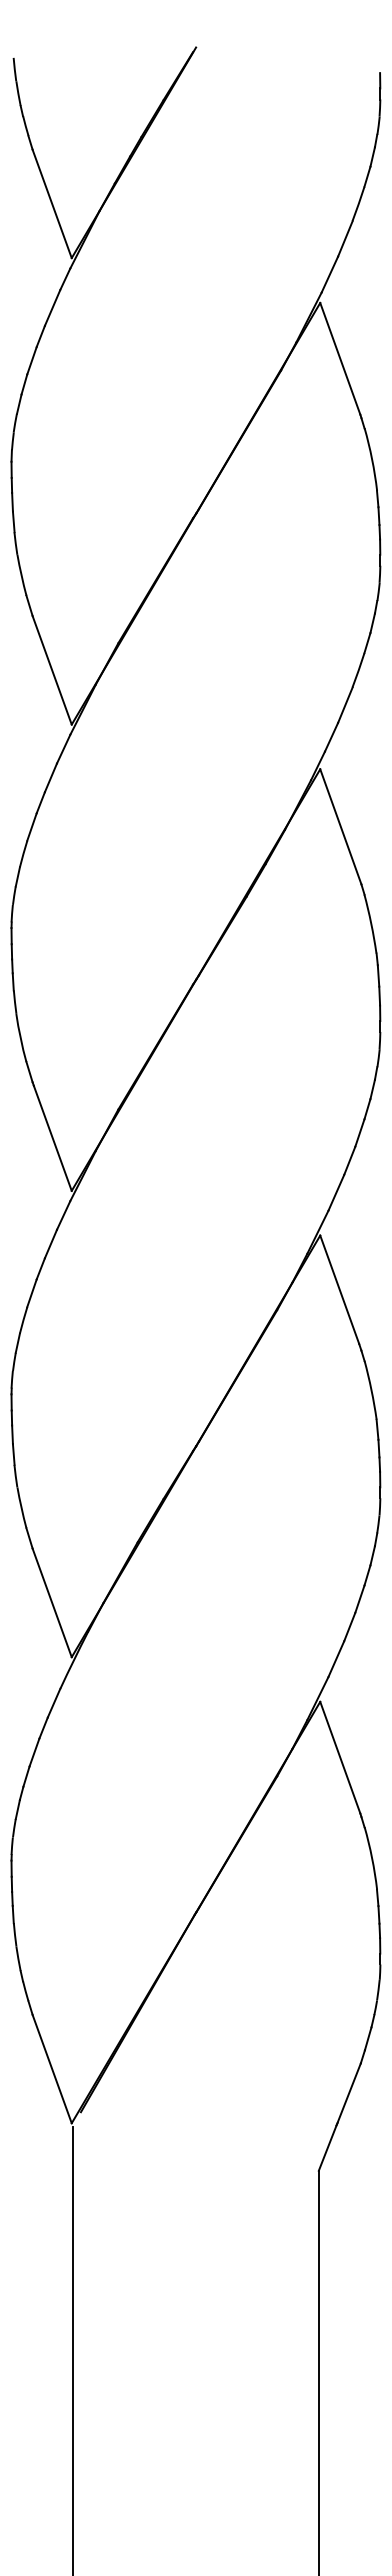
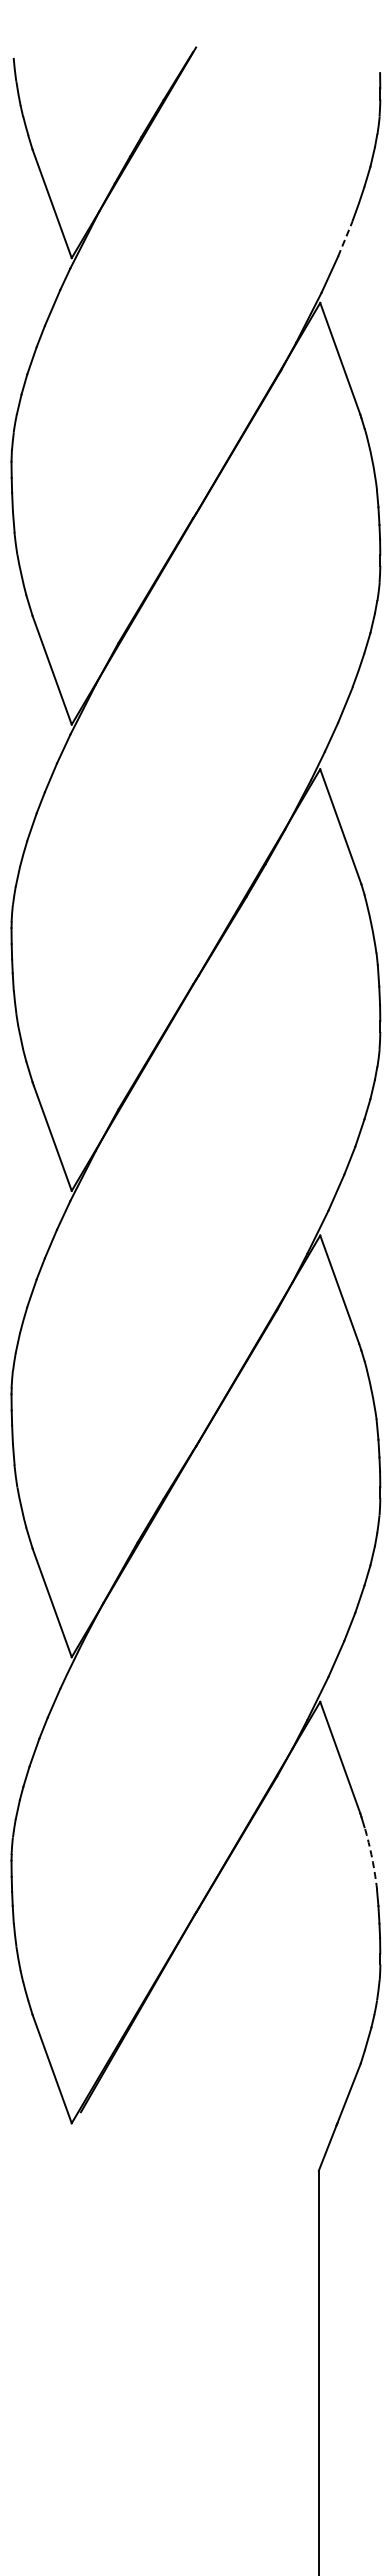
line: solid -> dashed (345, 238)
arc: solid -> dashed (372, 1858)
line: present -> none (72, 2349)
